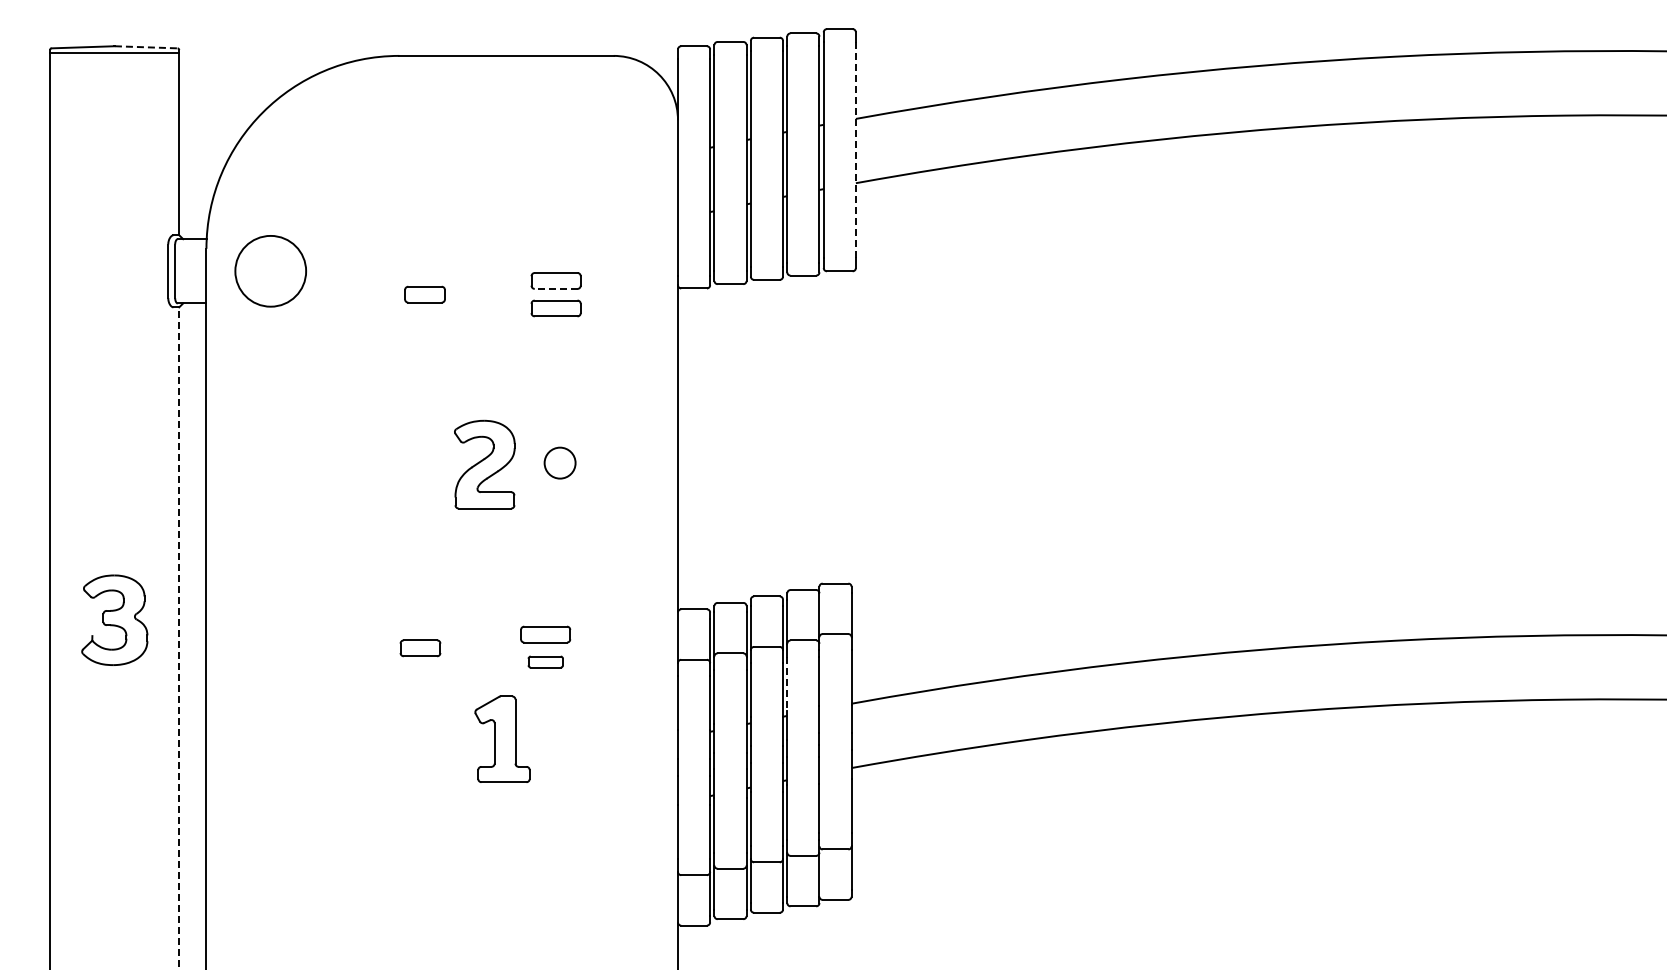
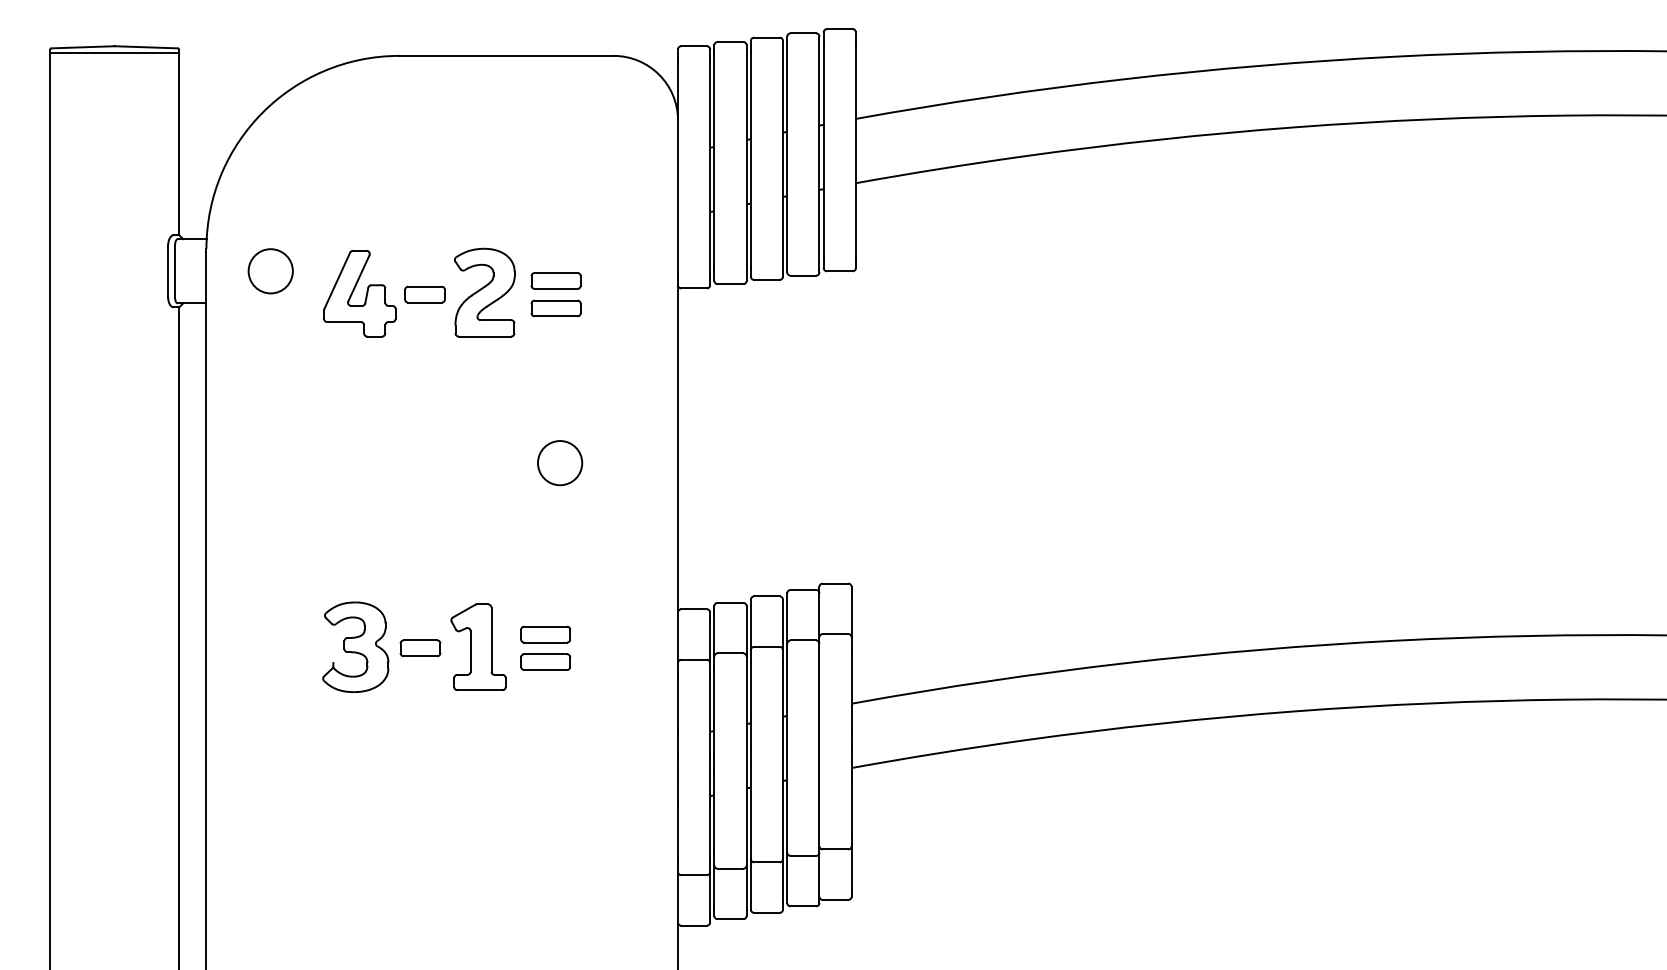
line: dashed -> solid (146, 47)
line: dashed -> solid (855, 149)
circle diameter: 71 px -> 44 px (270, 271)
line: dashed -> solid (555, 288)
part: none -> present (359, 293)
circle diameter: 31 px -> 44 px (560, 463)
part position: (484, 464) -> (484, 292) (484, 292)
part position: (114, 619) -> (355, 646) (355, 646)
line: dashed -> solid (179, 638)
part size: 37x14 px -> 52x18 px (545, 661)
line: dashed -> solid (787, 684)
part position: (502, 738) -> (478, 646) (478, 646)
